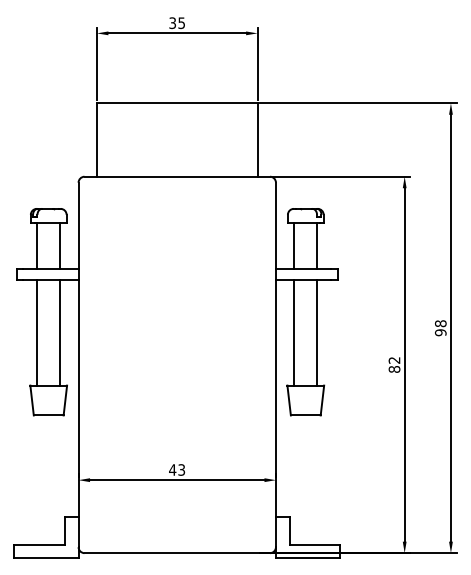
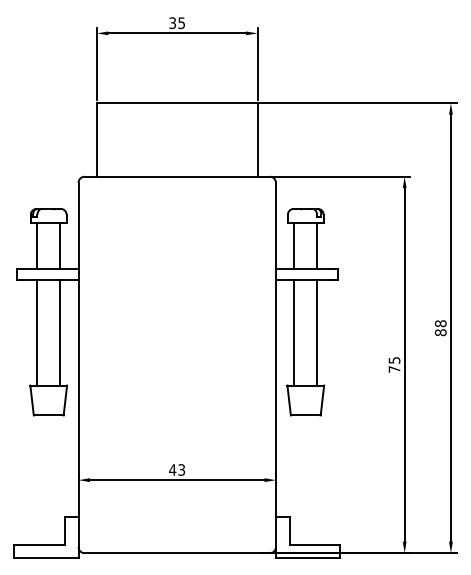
text: 98 -> 88 (440, 332)
text: 82 -> 75 (394, 364)
